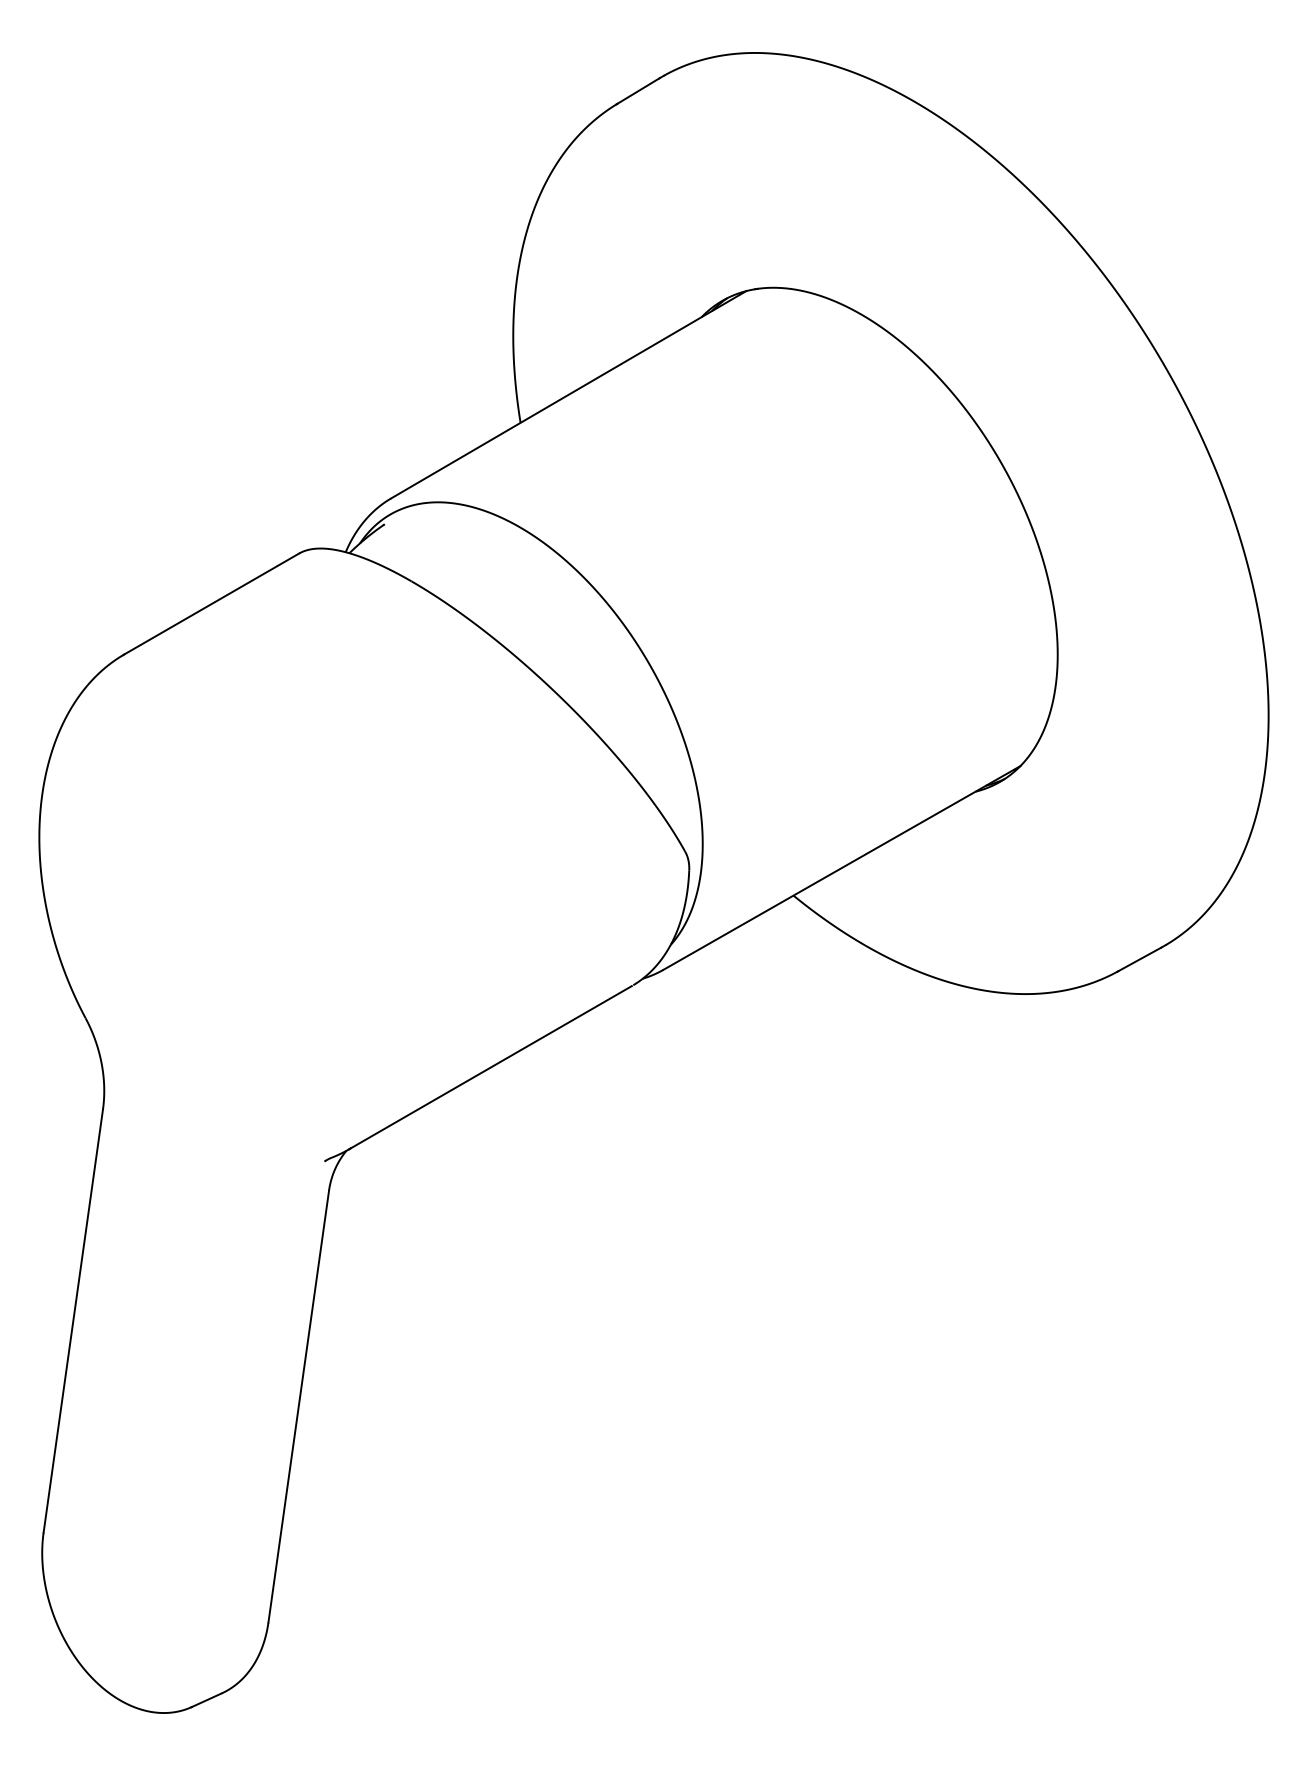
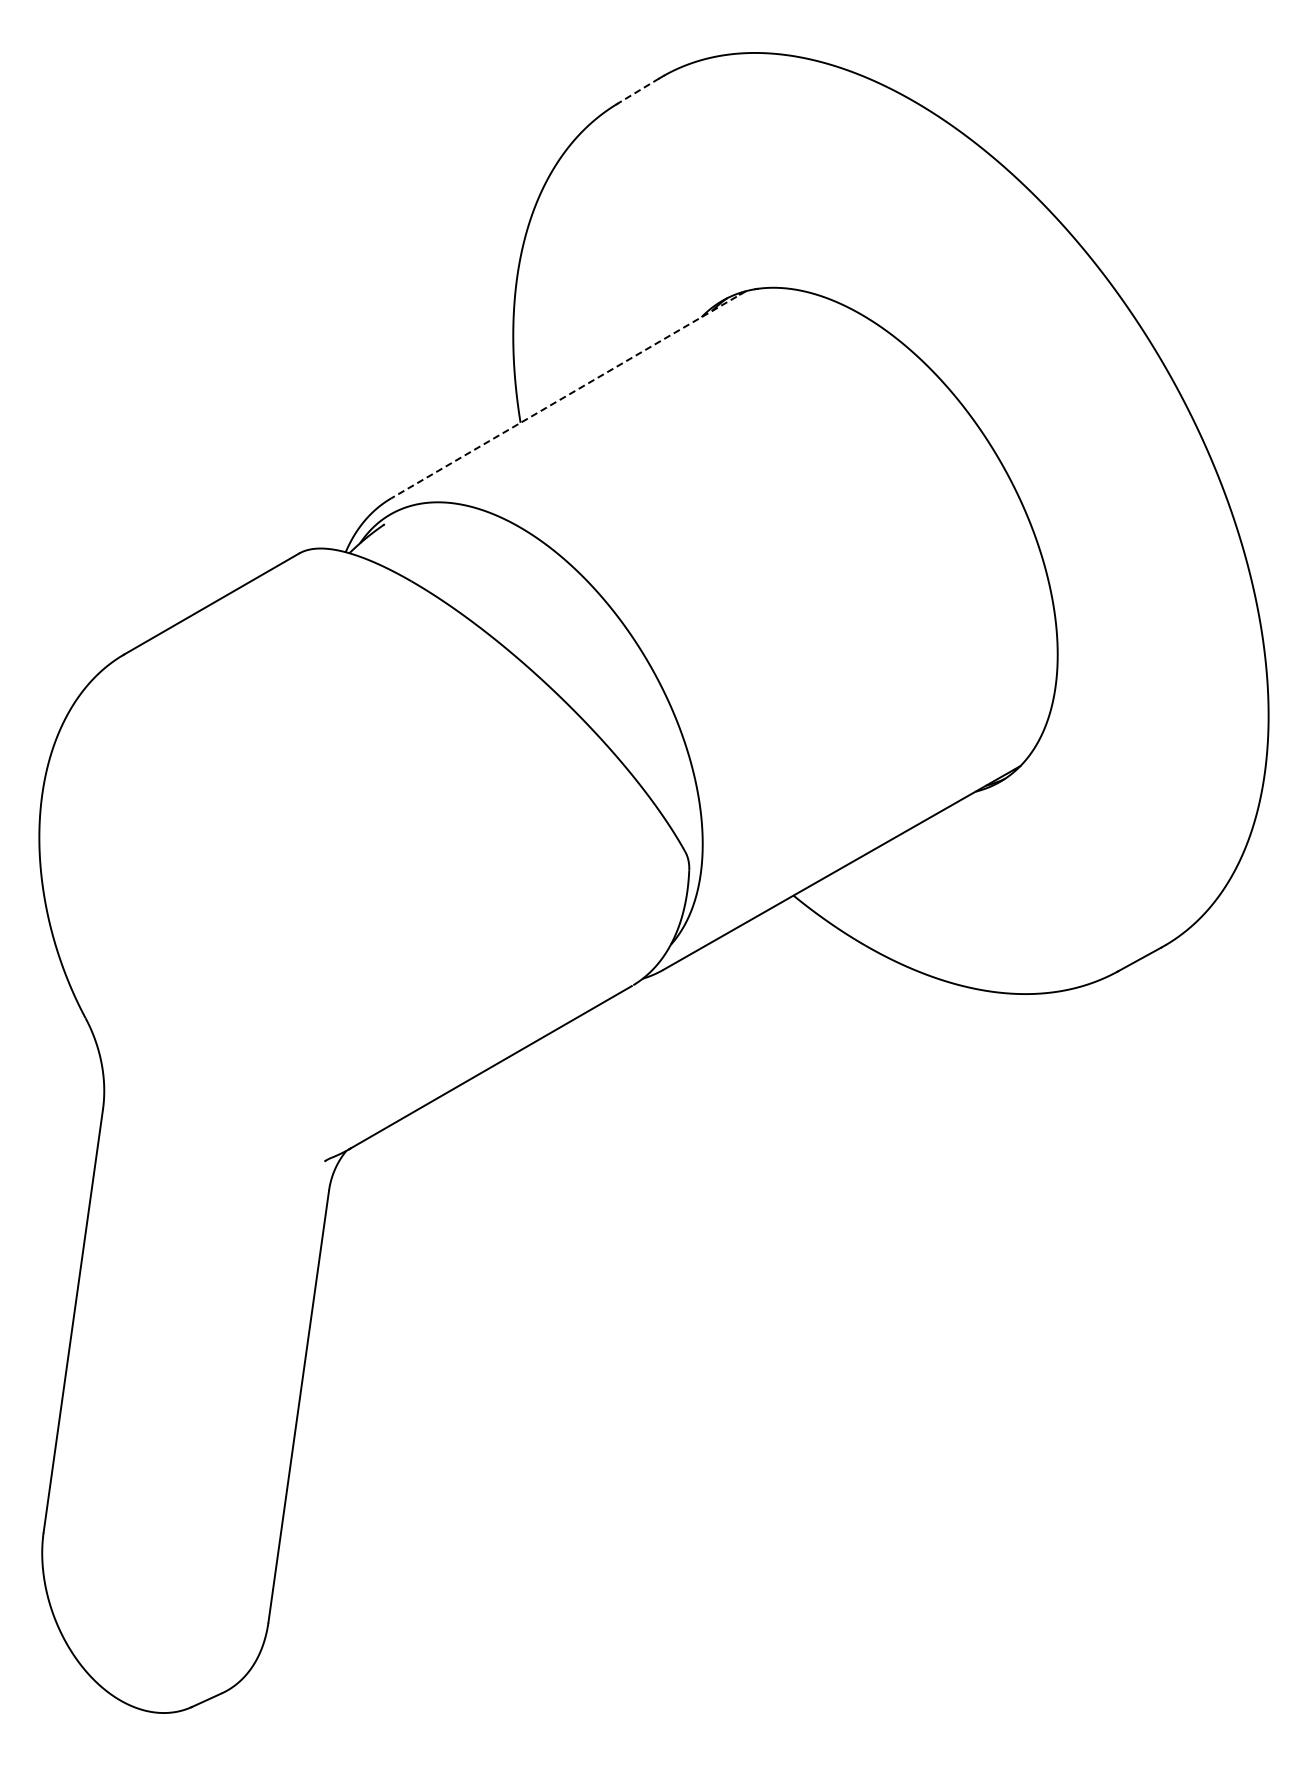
line: solid -> dashed (638, 91)
line: solid -> dashed (568, 394)
